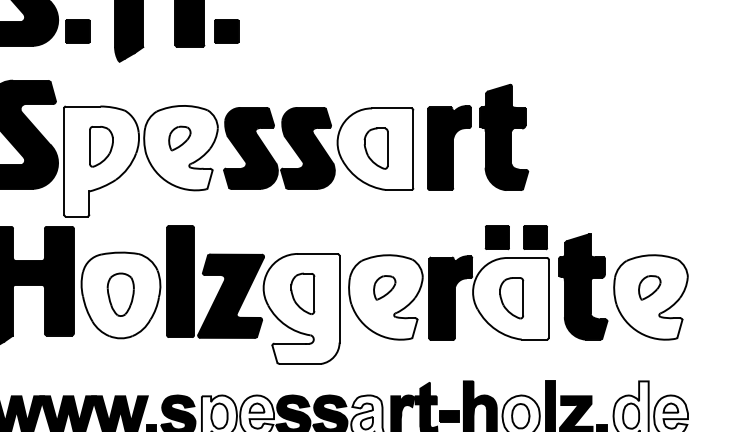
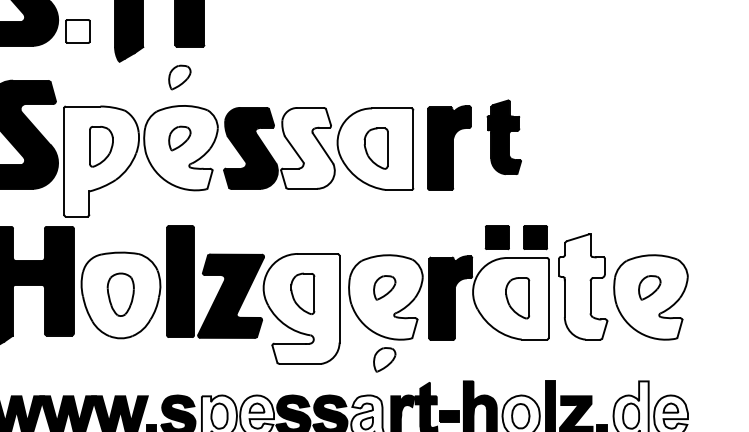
fill: present -> none (77, 31)
part: present -> none (226, 31)
part: none -> present (179, 77)
part size: 51x108 px -> 36x76 px (503, 136)
fill: present -> none (307, 147)
fill: present -> none (583, 286)
part position: (511, 298) -> (517, 298) (517, 298)
part: none -> present (384, 359)
